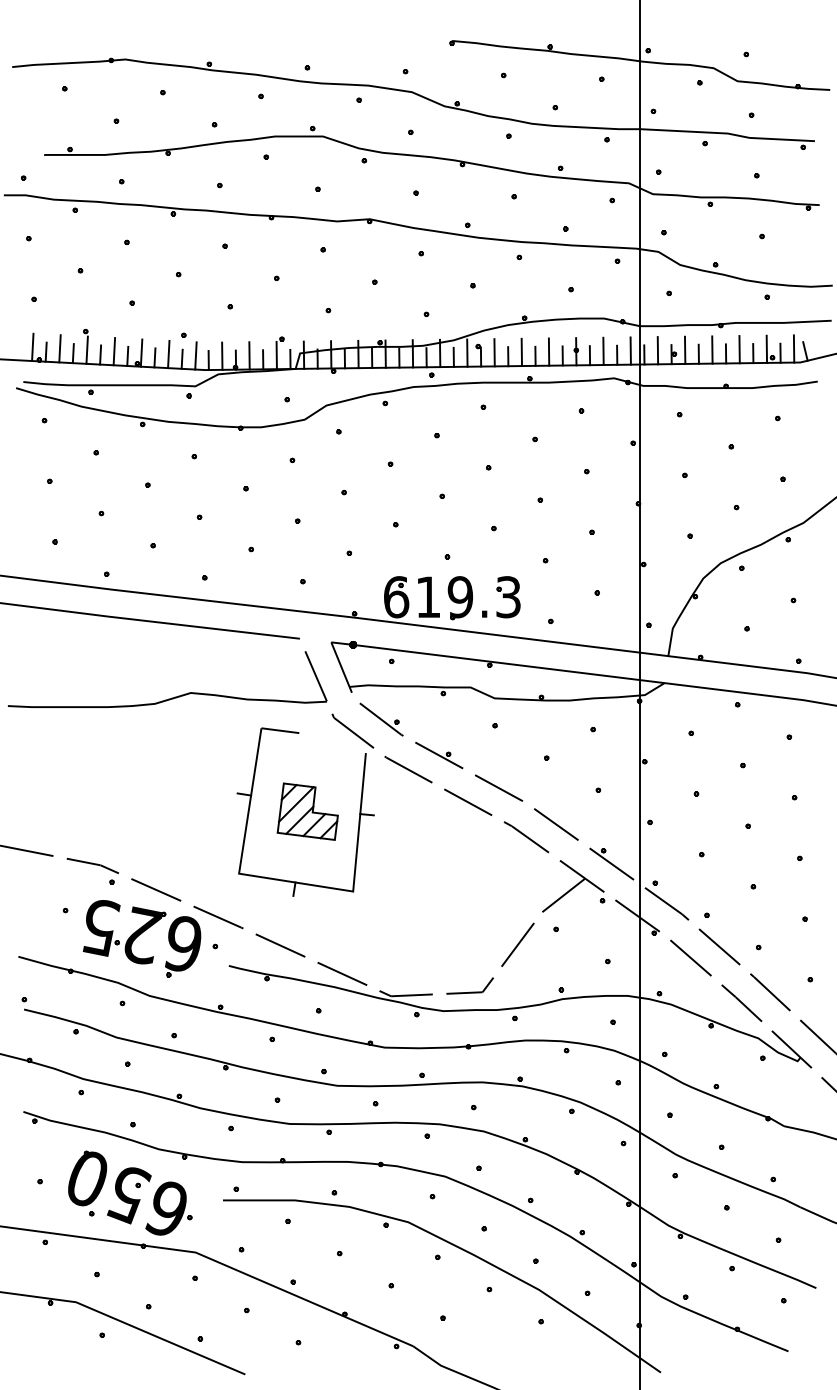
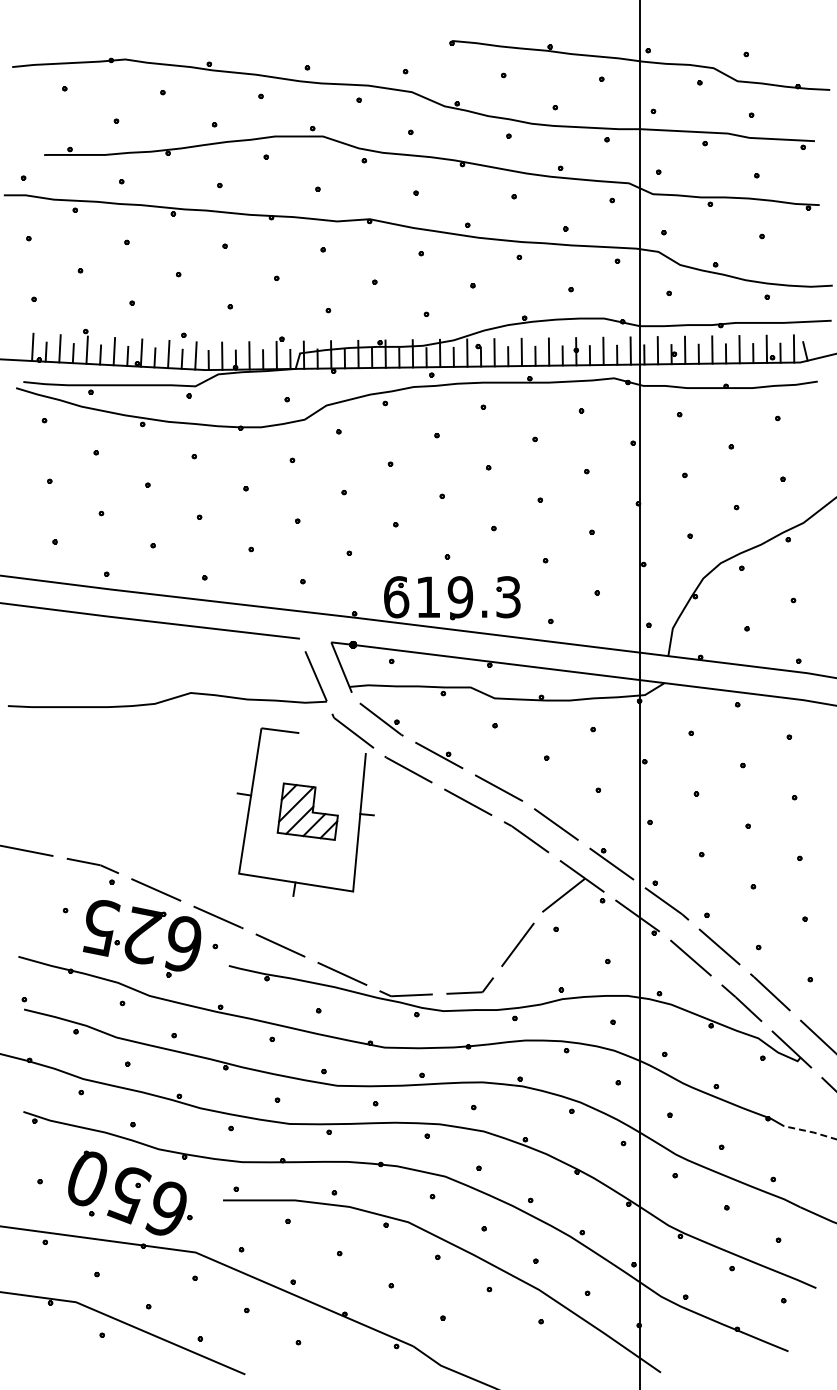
line: solid -> dashed (811, 1131)
